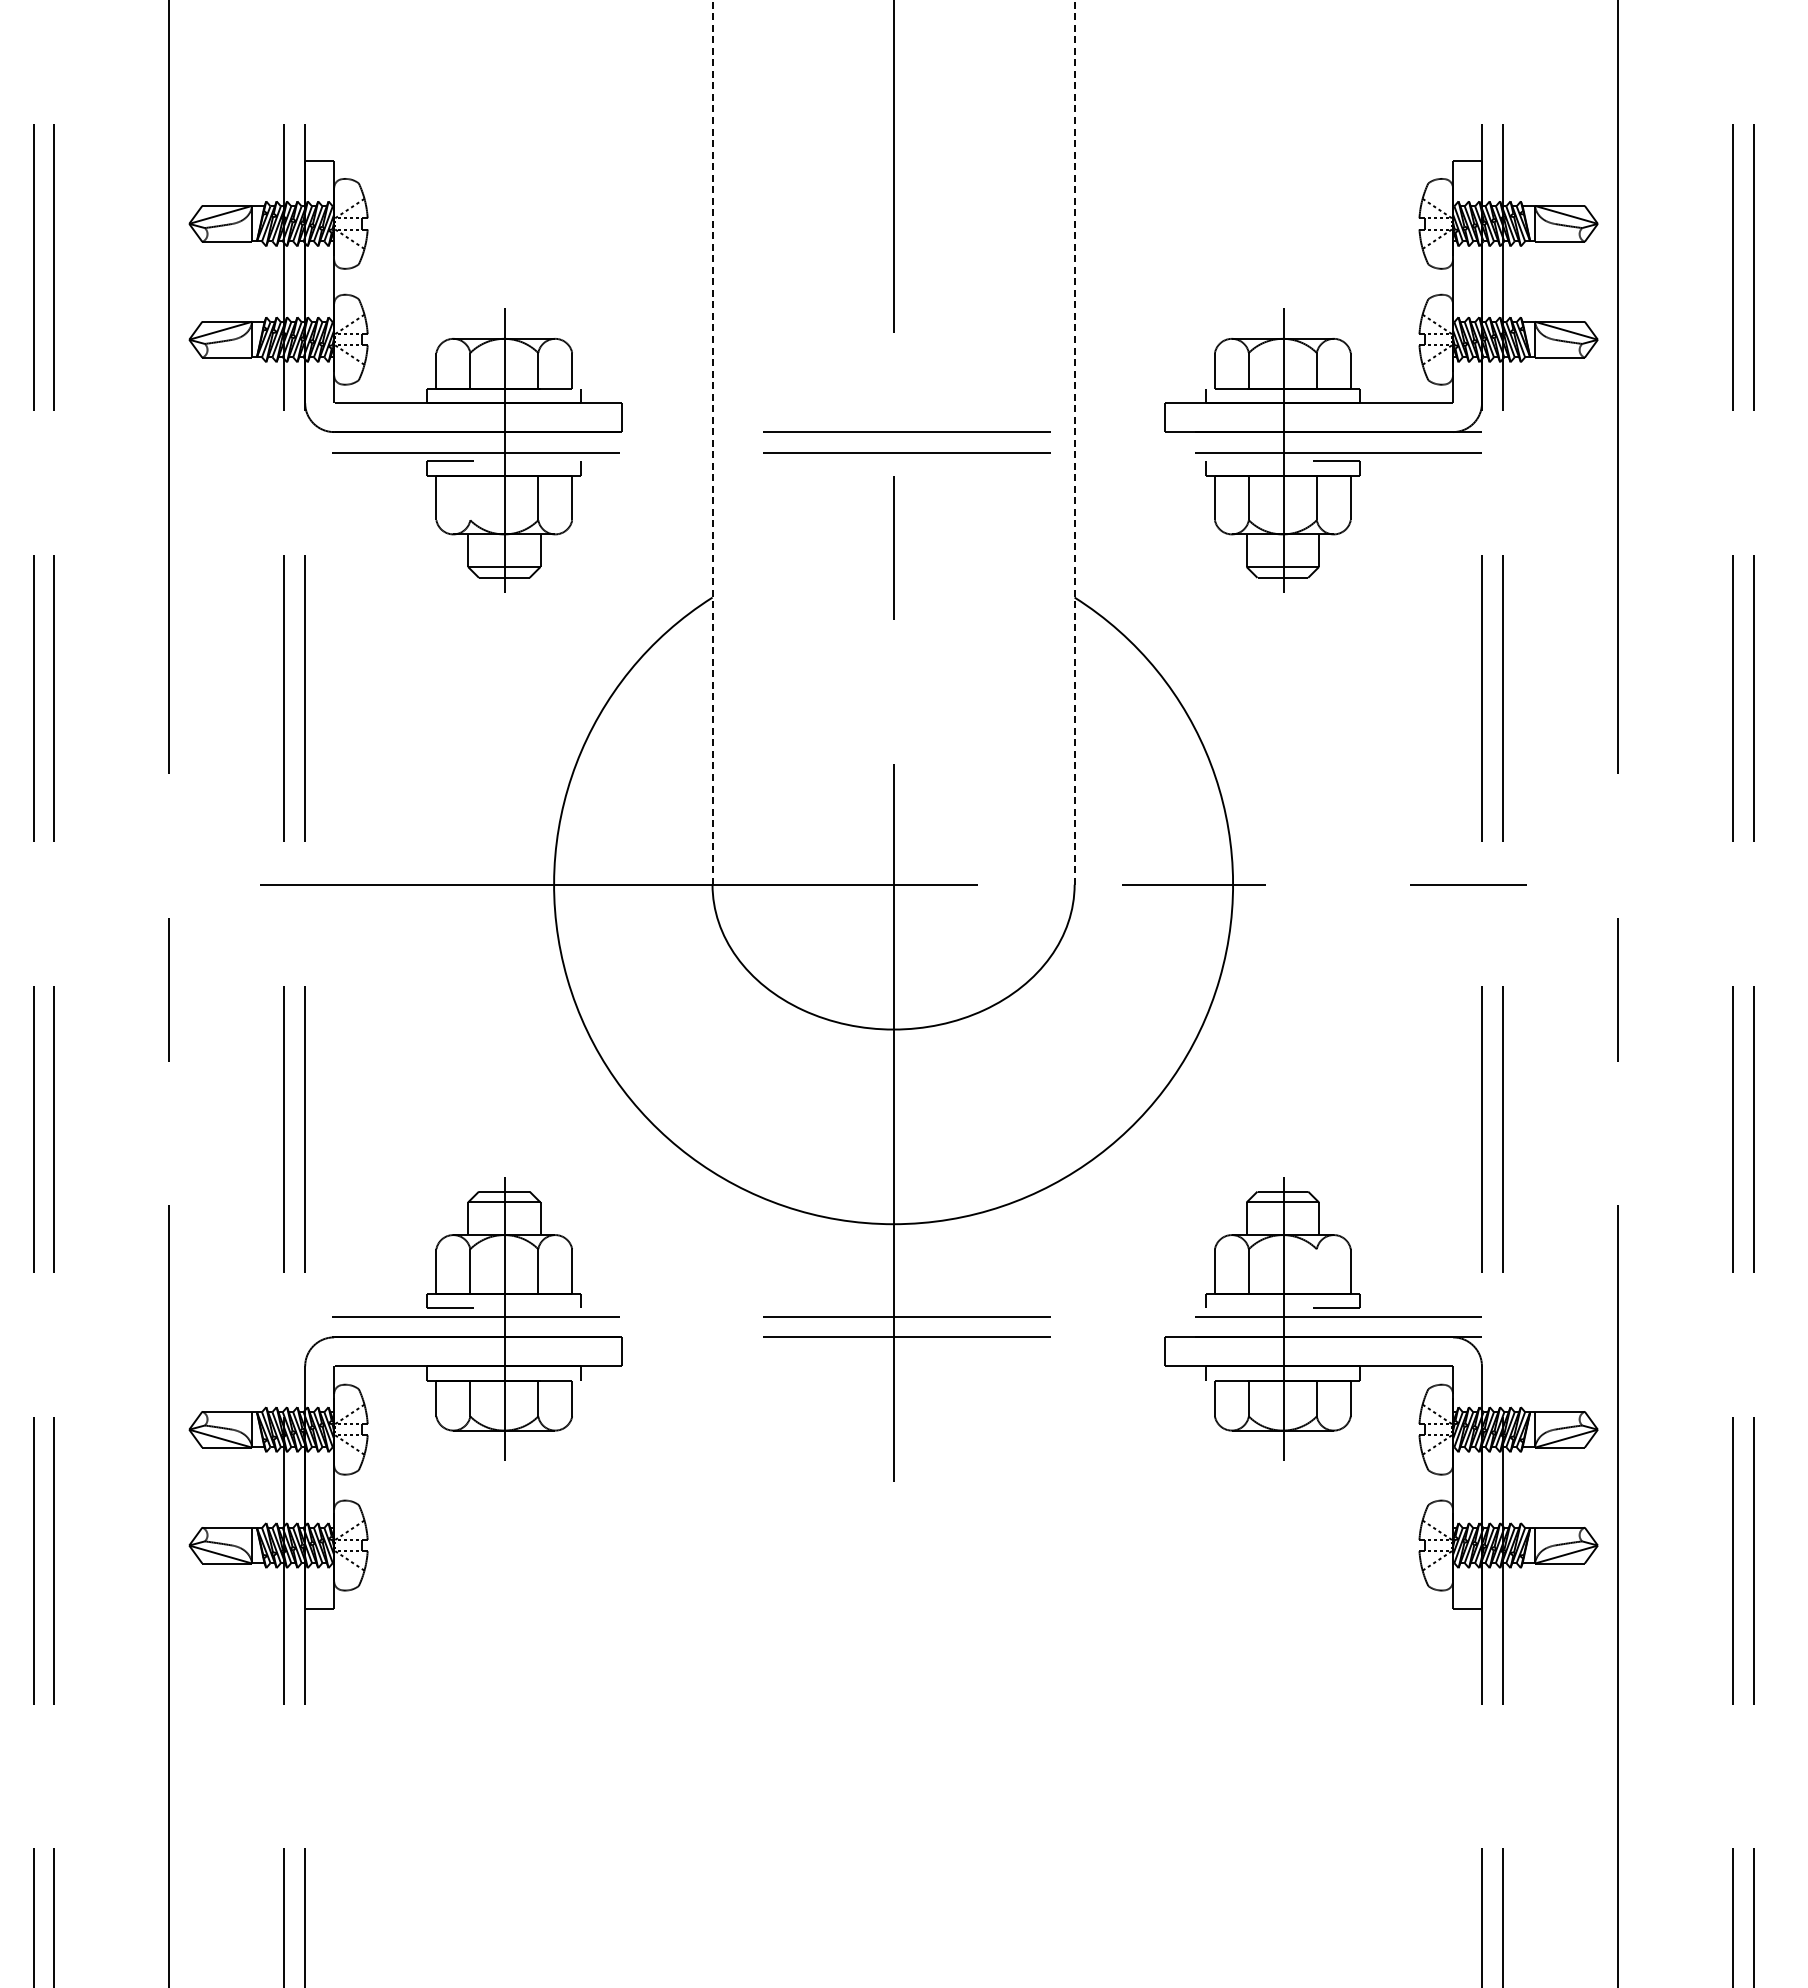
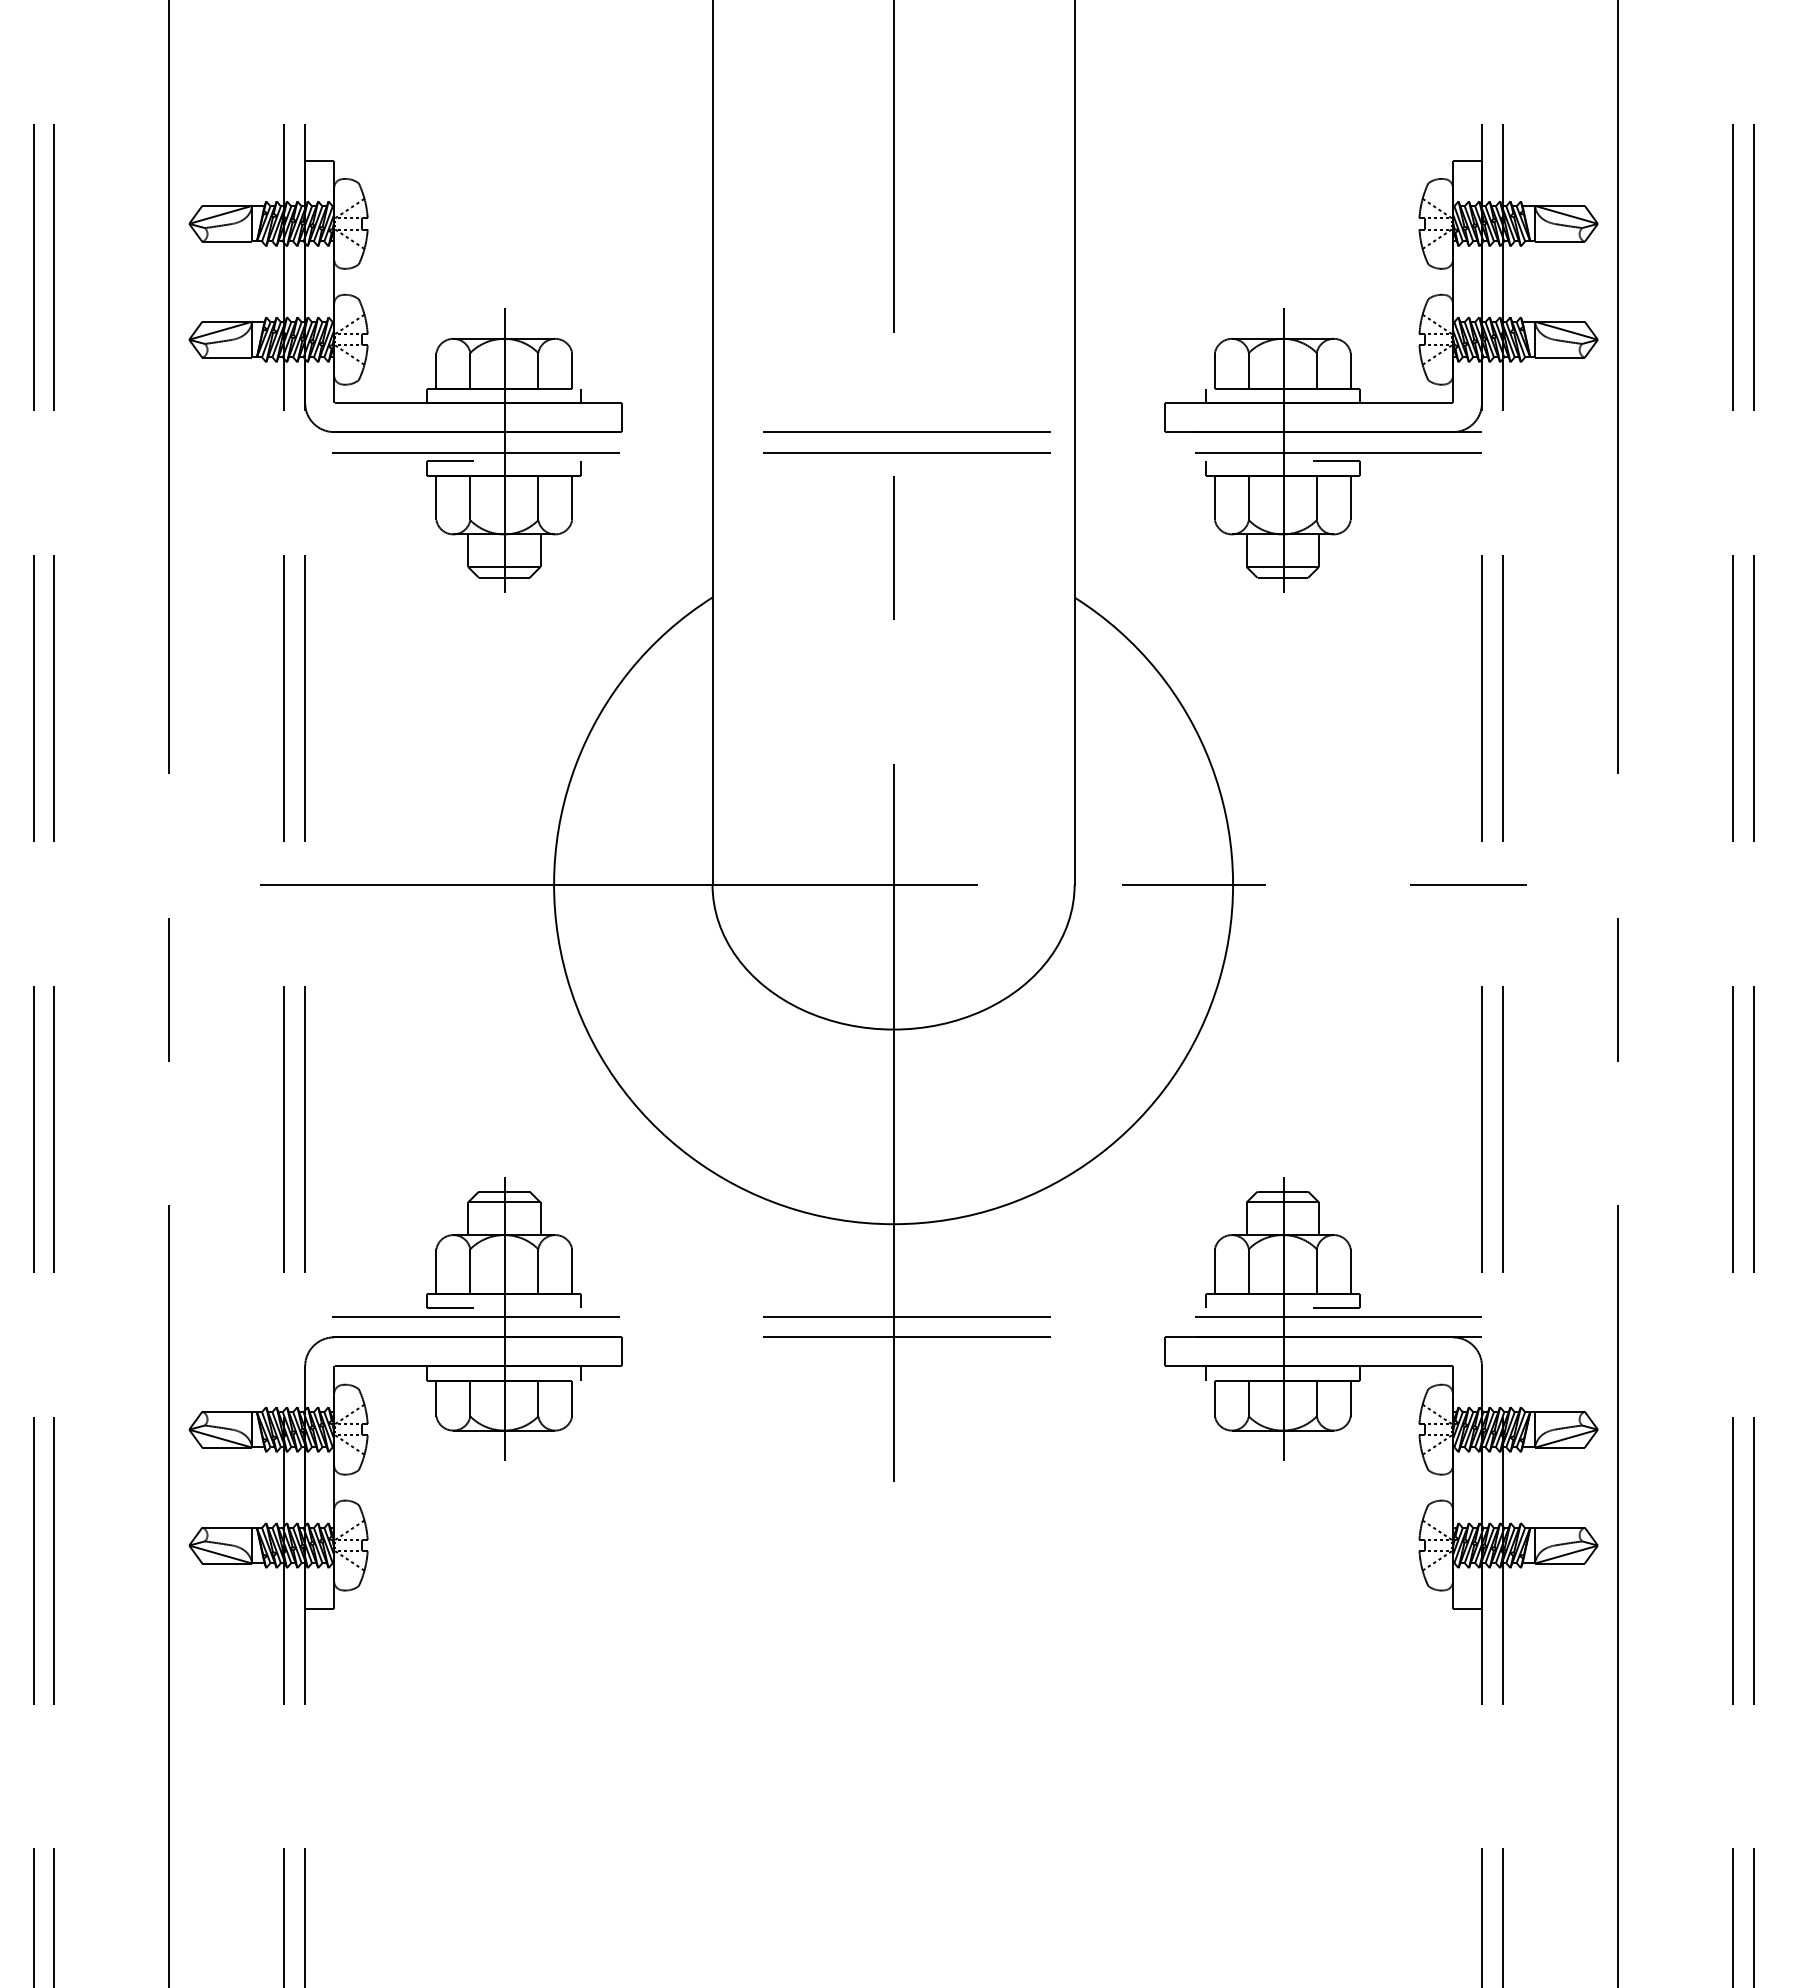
line: dashed -> solid (712, 442)
line: dashed -> solid (1074, 442)
line: none -> present (470, 497)
line: none -> present (1316, 1271)
